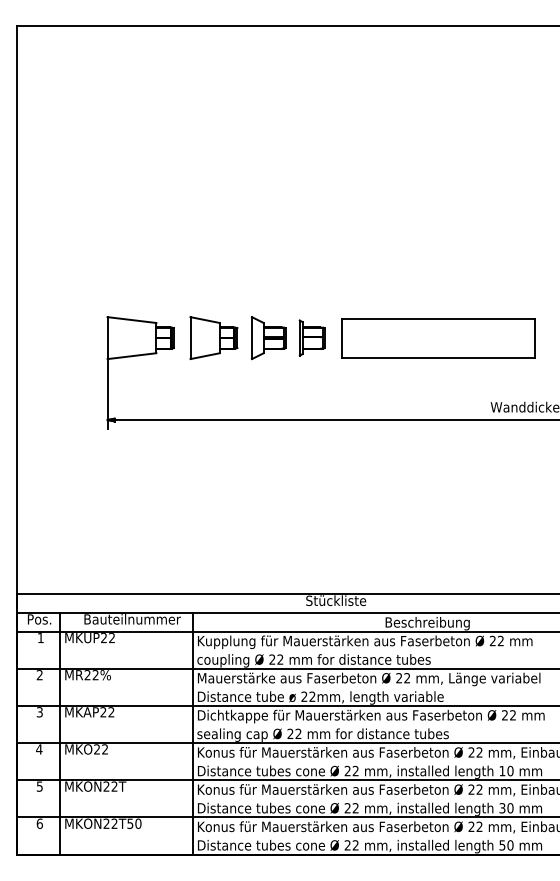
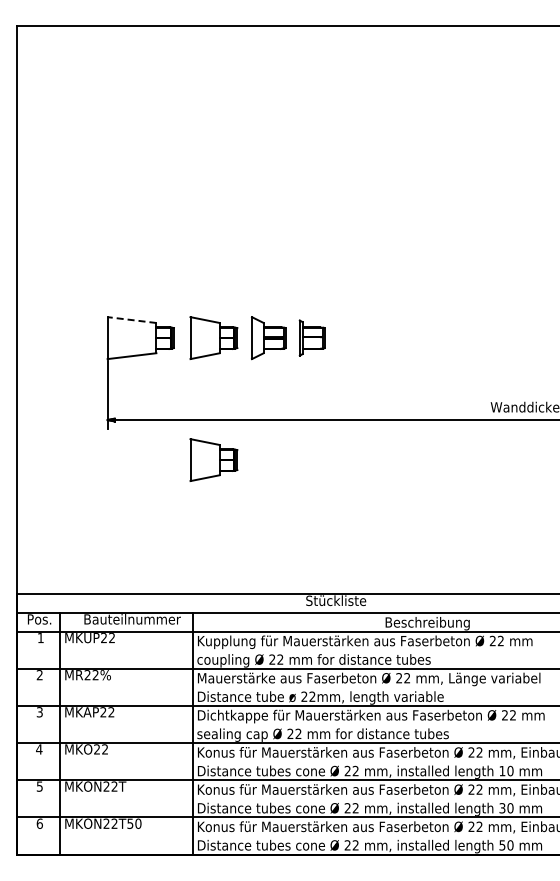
line: solid -> dashed (132, 320)
part: present -> none (438, 338)
part: none -> present (213, 459)
